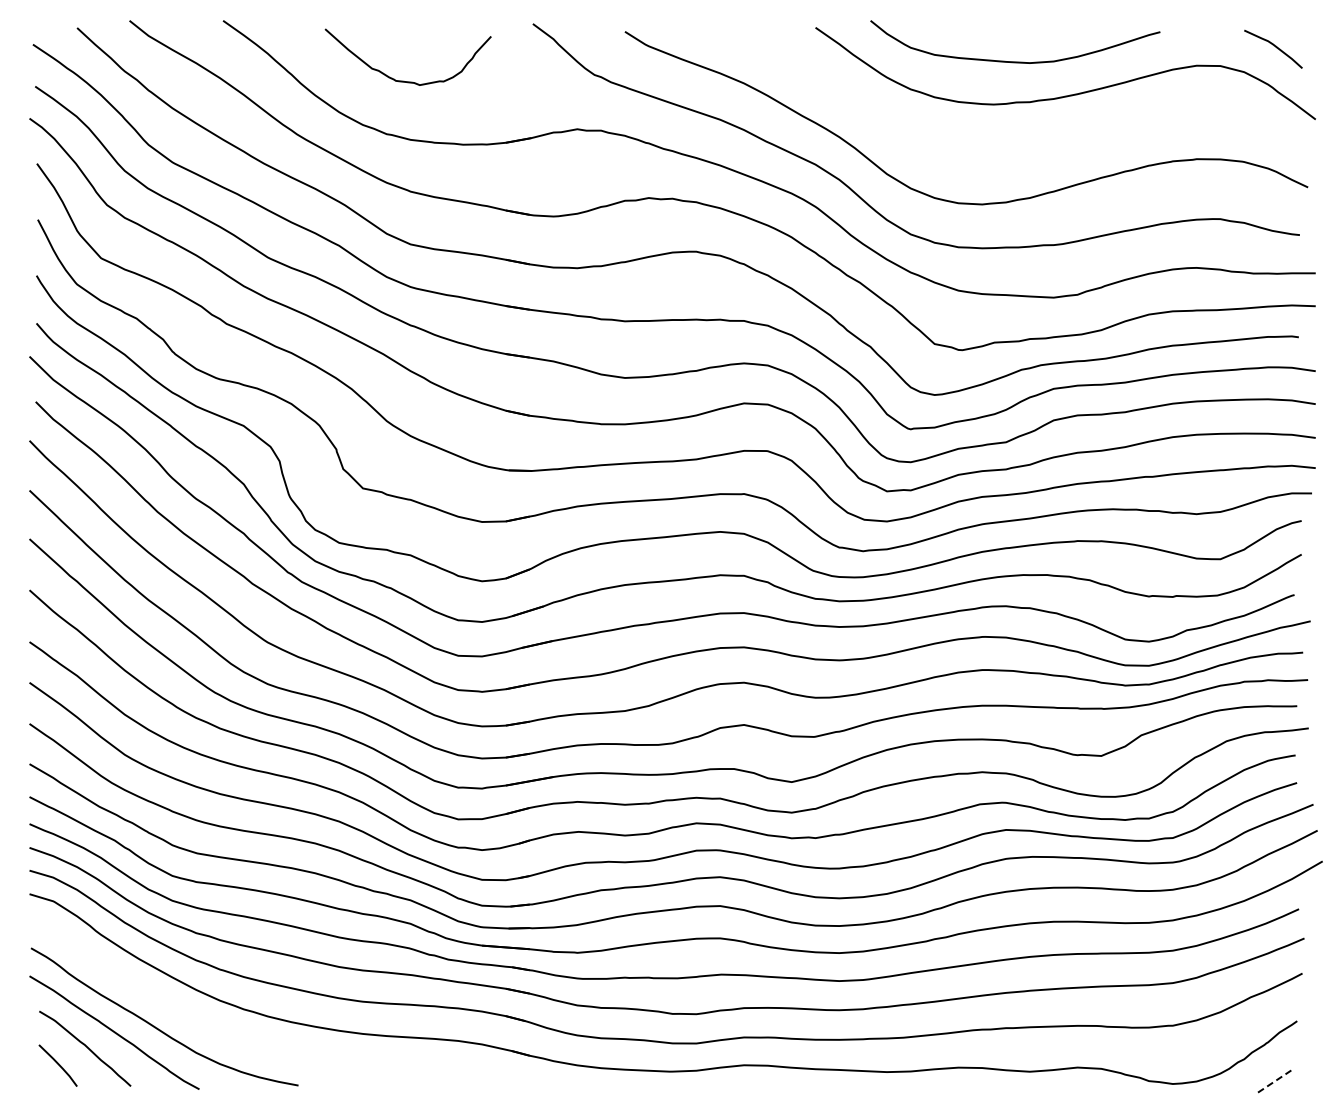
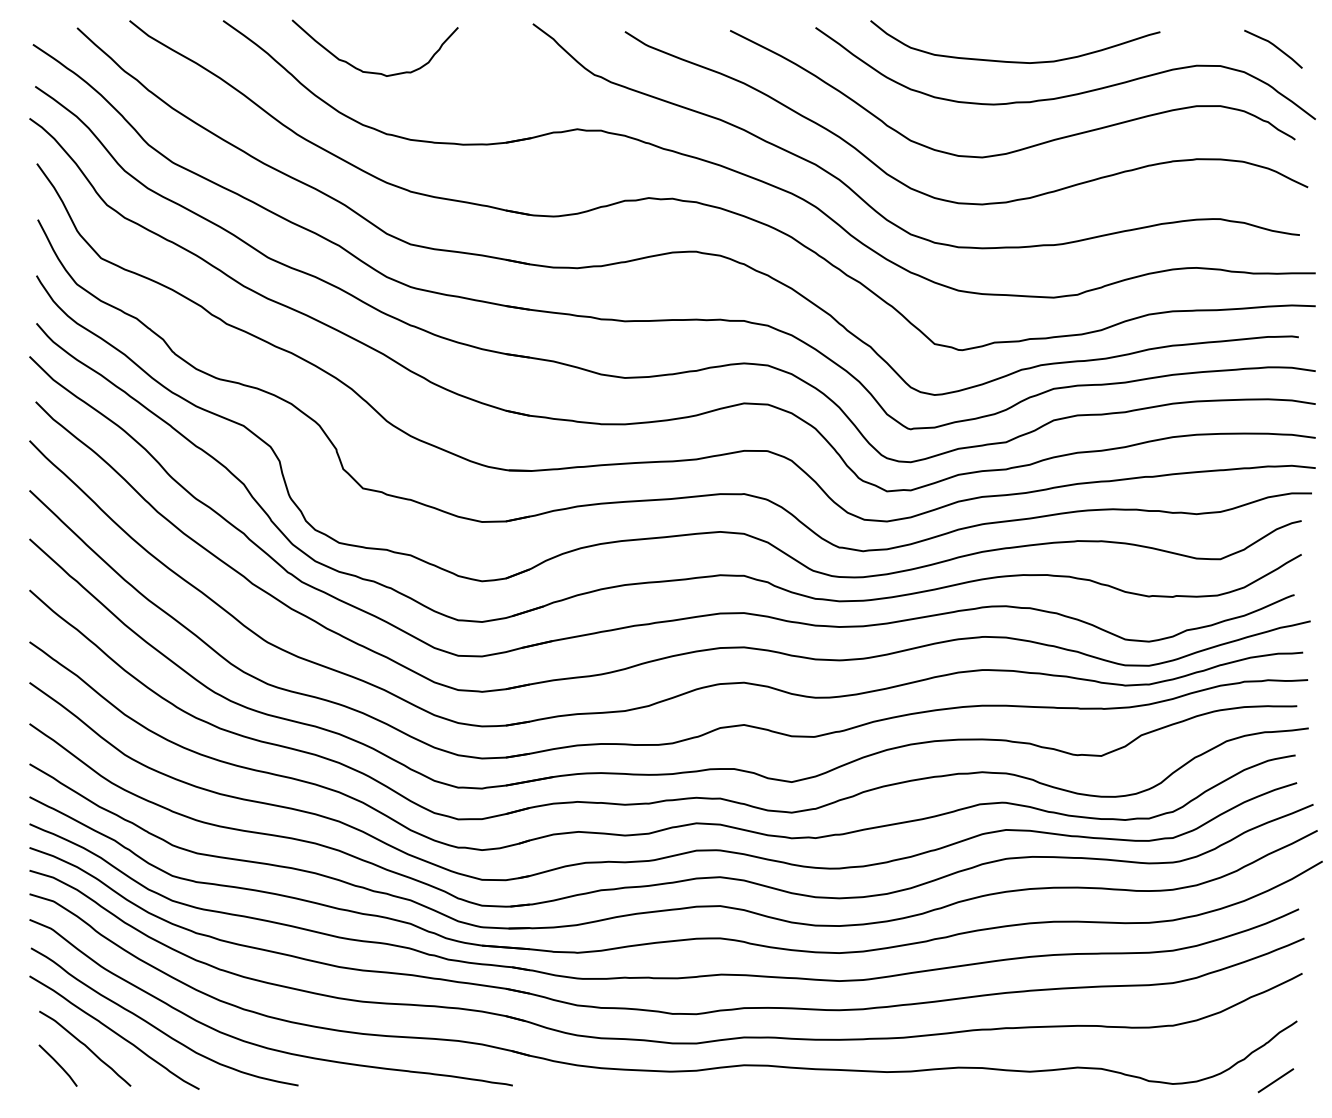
curve position: (403, 80) -> (370, 71) (370, 71)
curve: none -> present (1027, 146)
curve: none -> present (255, 1043)
line: dashed -> solid (1275, 1080)
